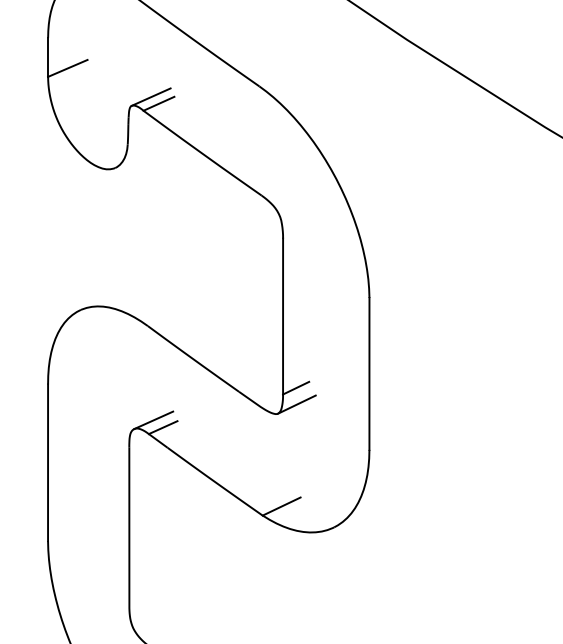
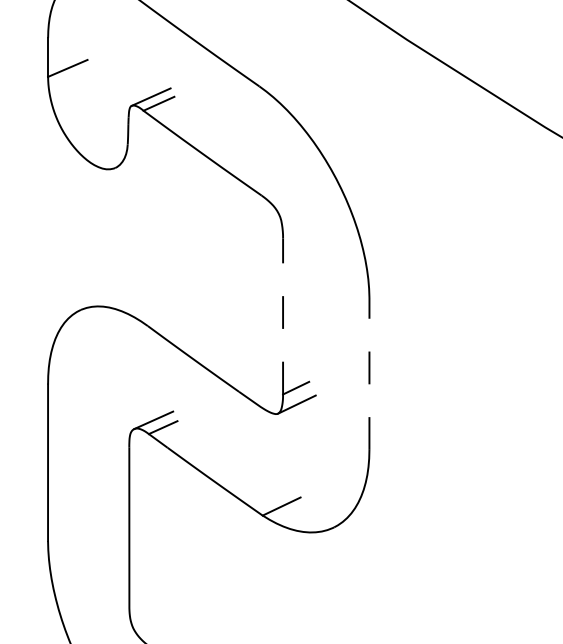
line: solid -> dashed (283, 316)
line: solid -> dashed (369, 373)
